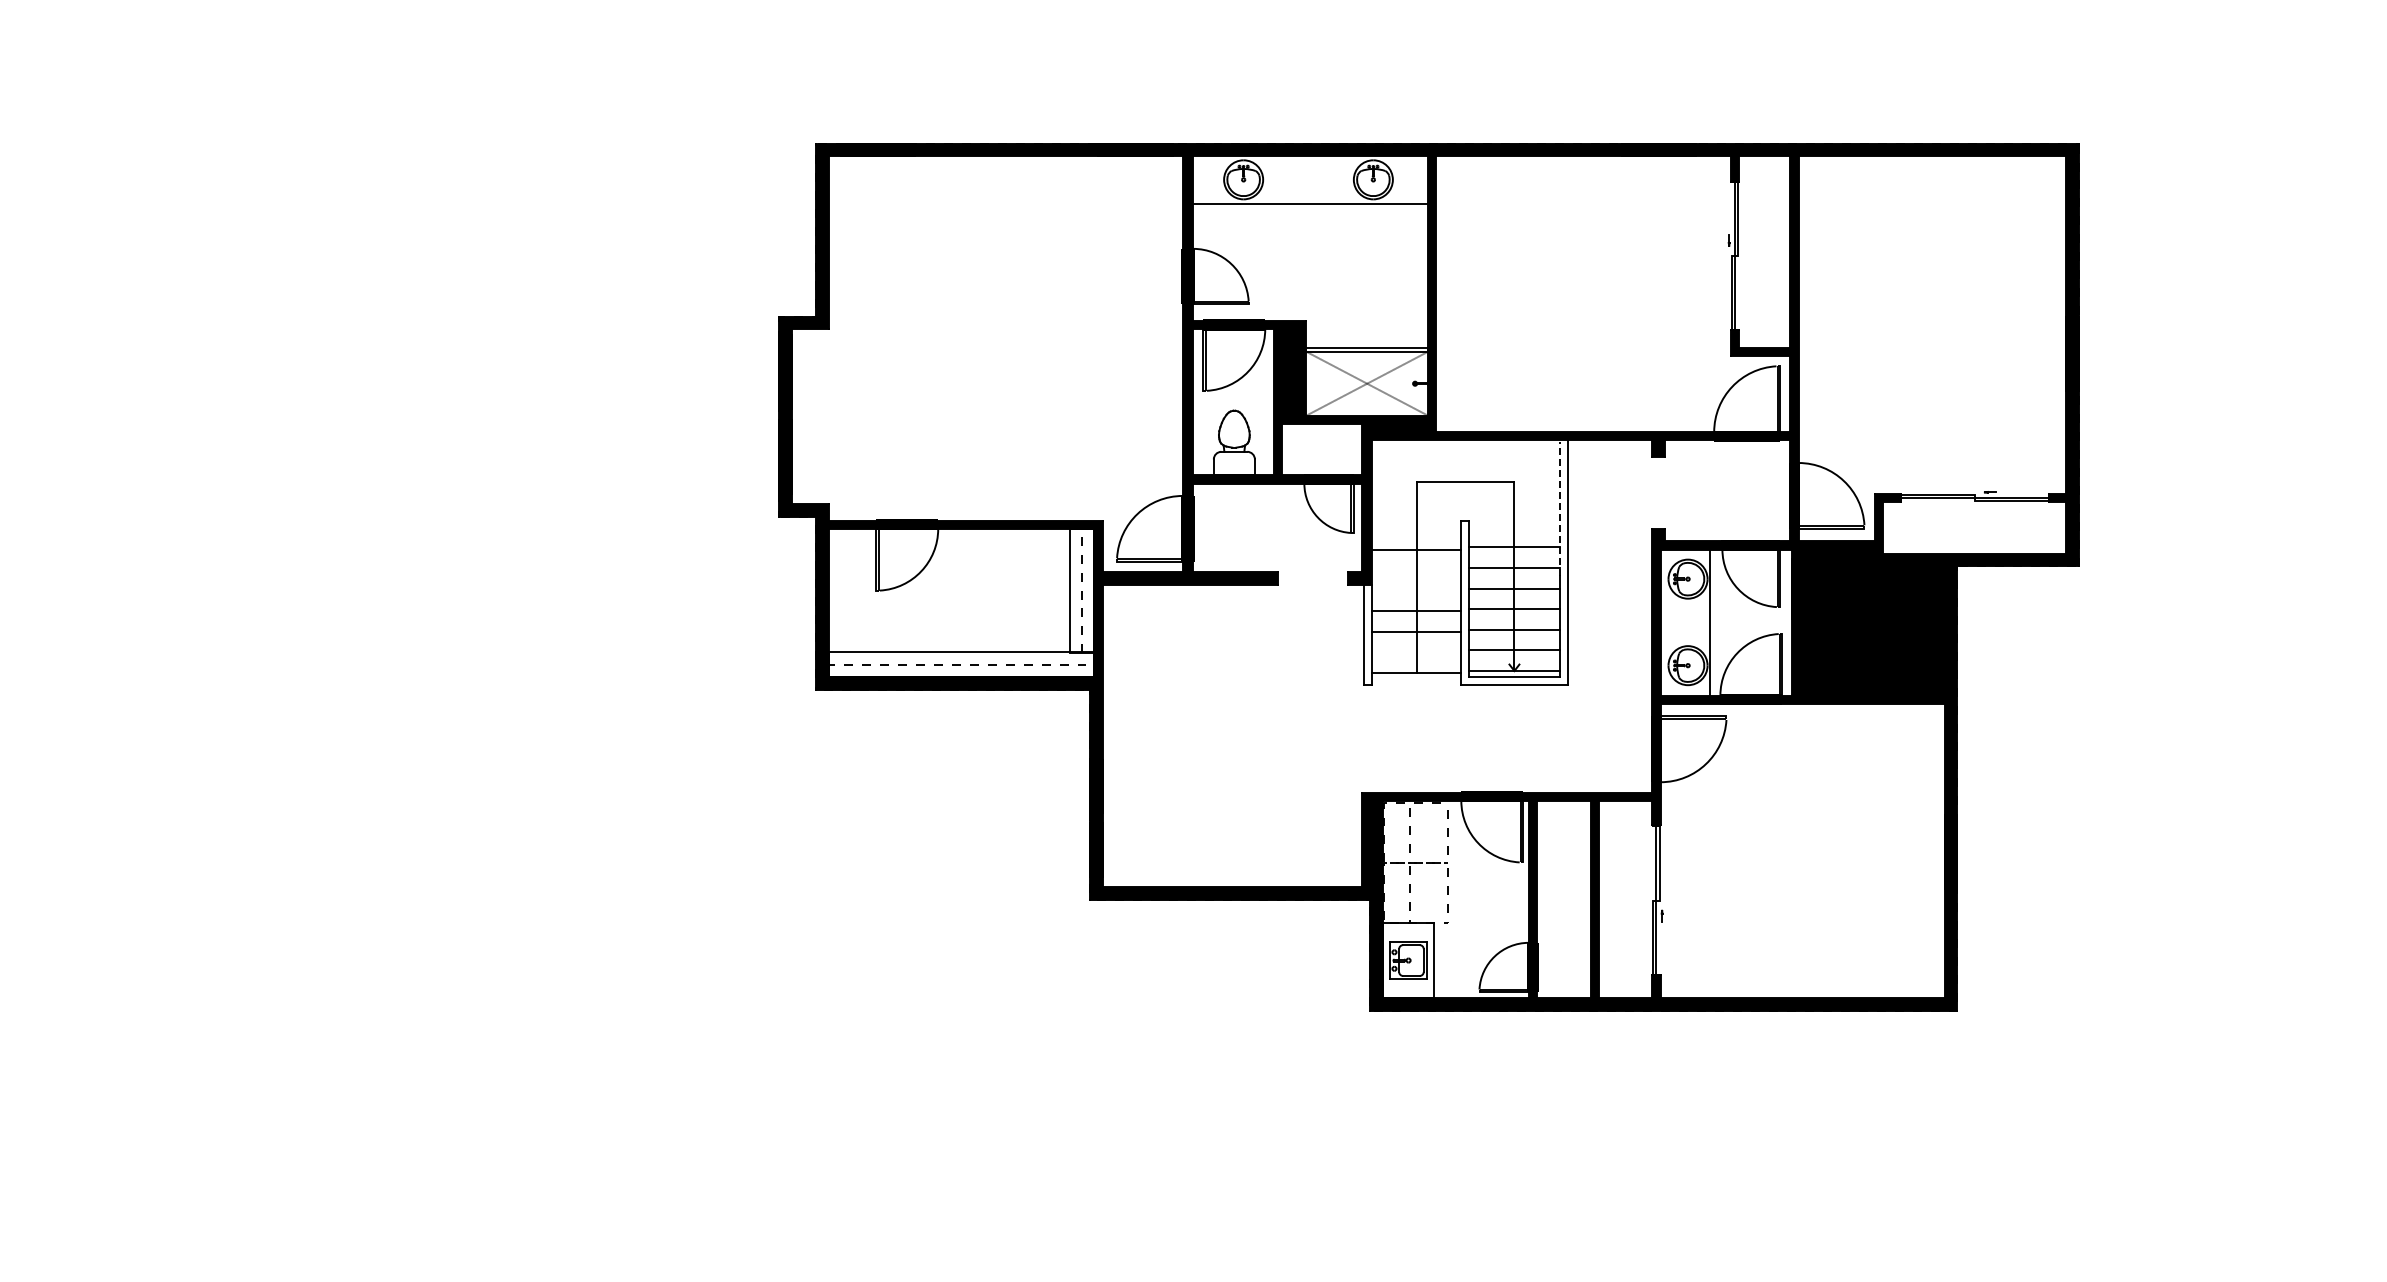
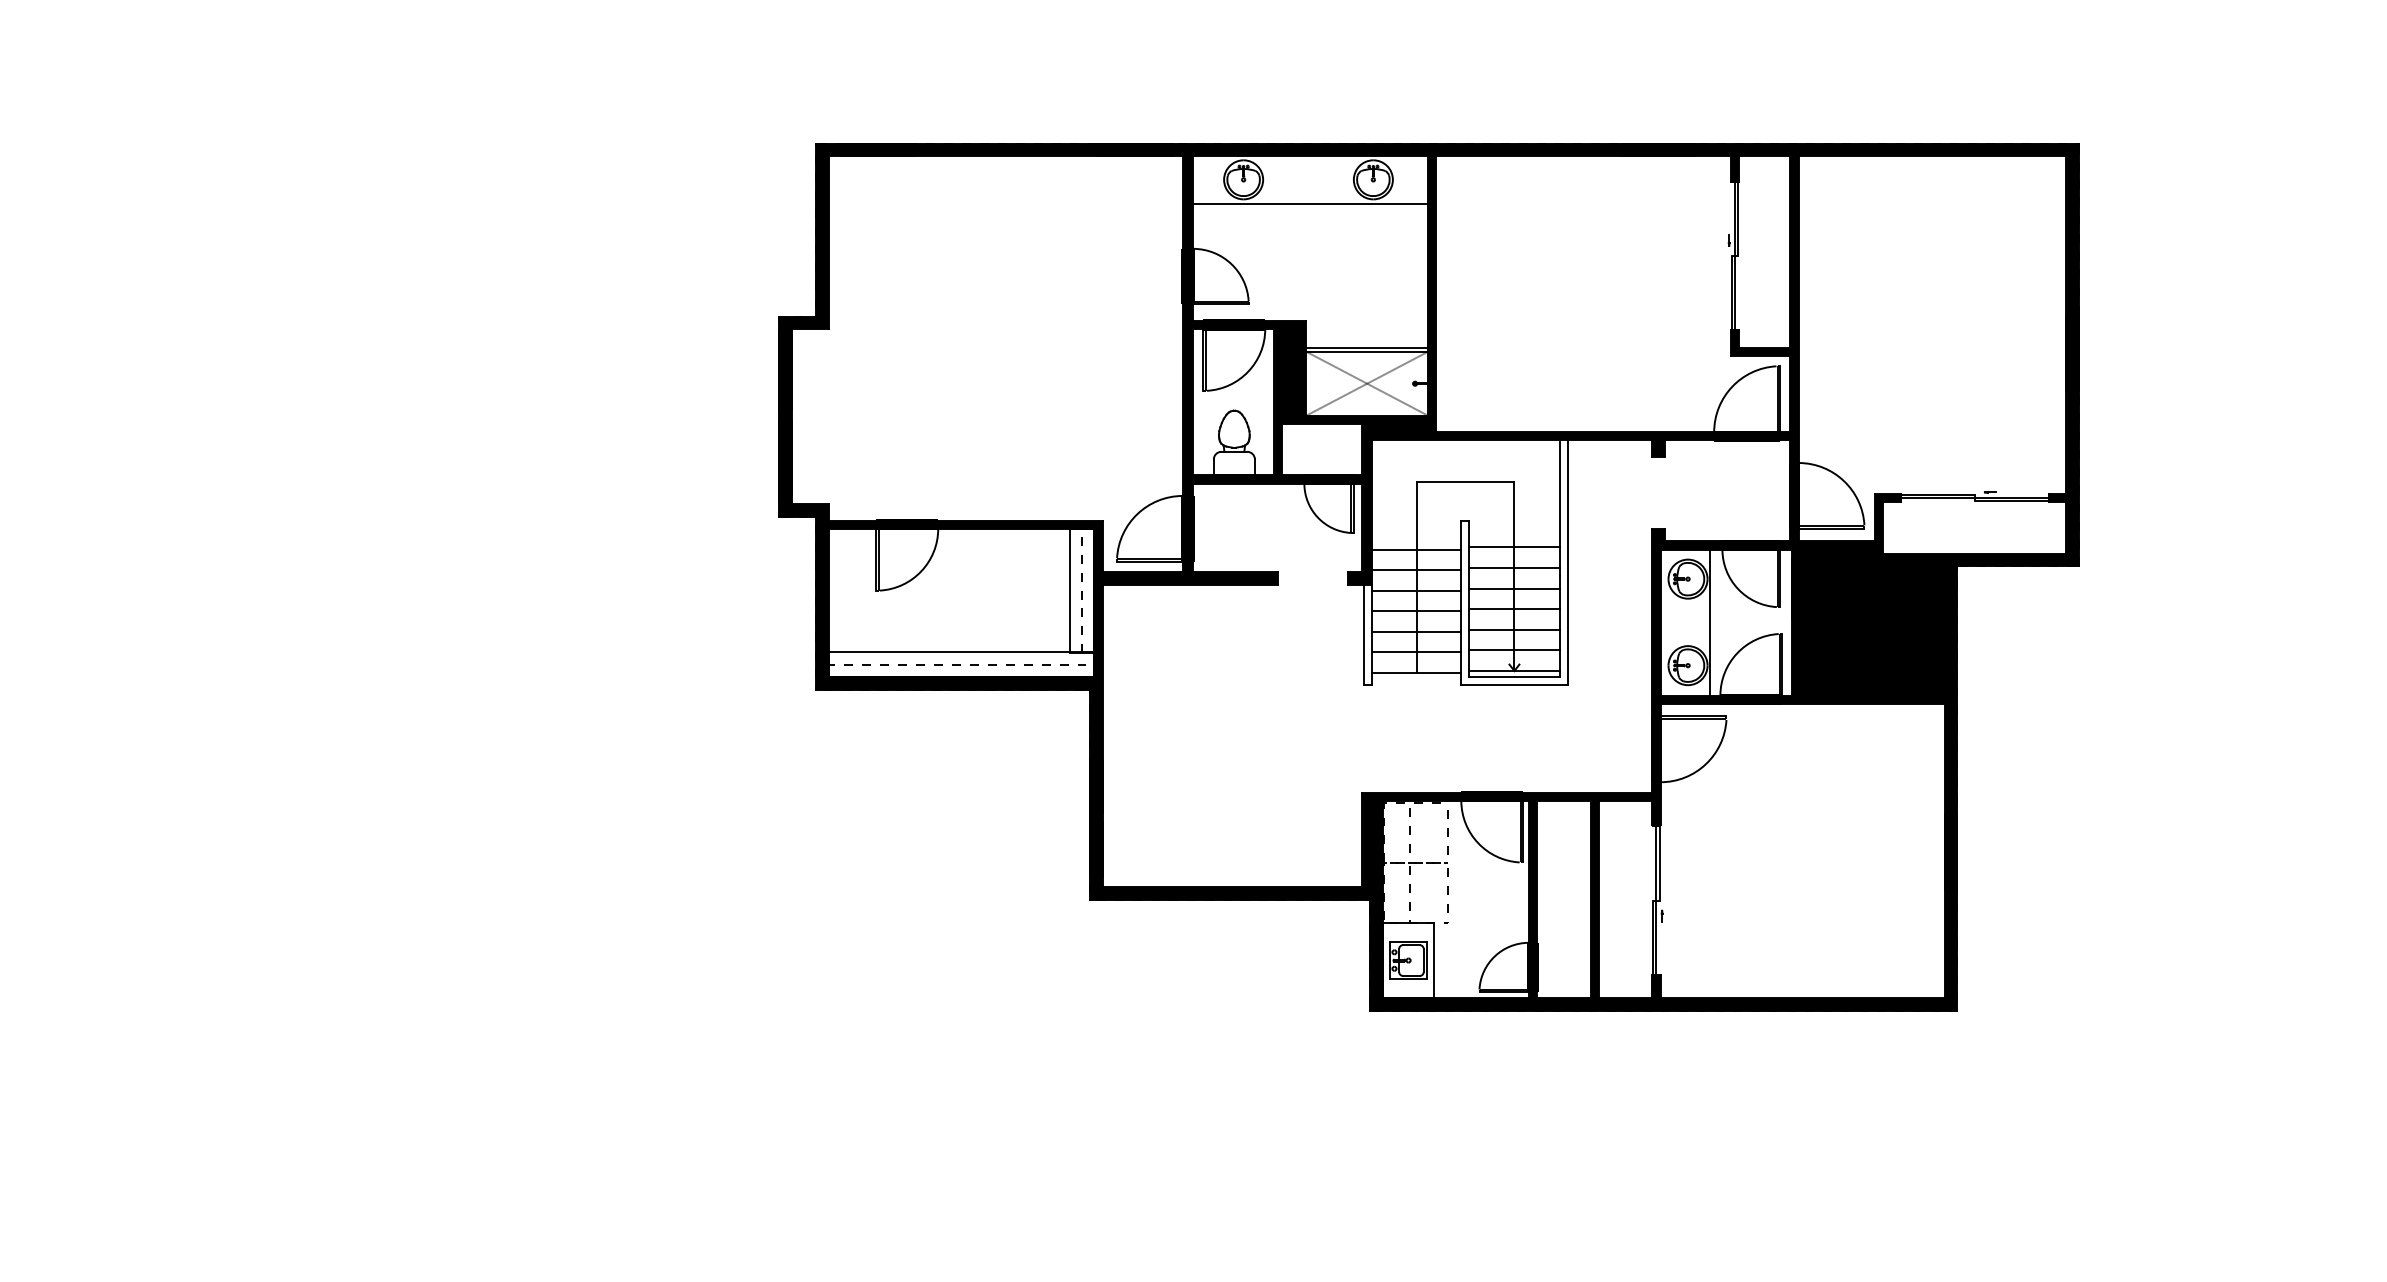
line: dashed -> solid (1559, 509)
line: none -> present (1416, 570)
line: none -> present (1416, 590)
line: none -> present (1416, 652)
